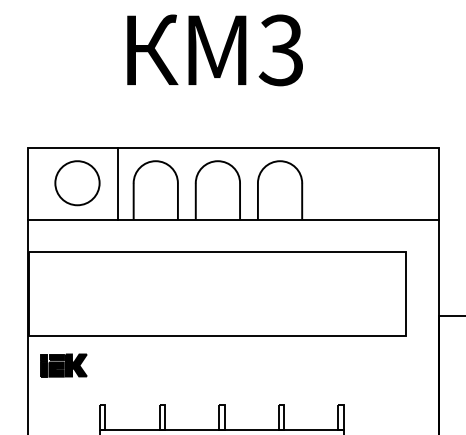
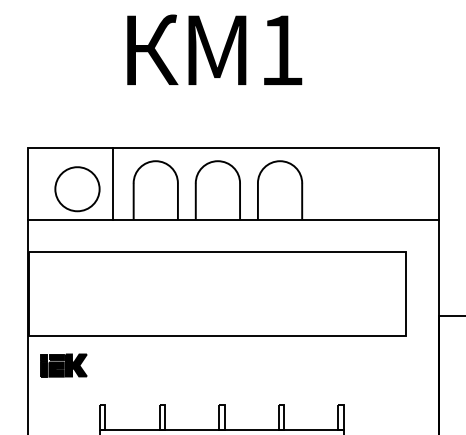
text: 3 -> 1 (280, 50)
part position: (77, 183) -> (77, 189) (77, 189)
line position: (118, 183) -> (113, 183) (113, 183)
